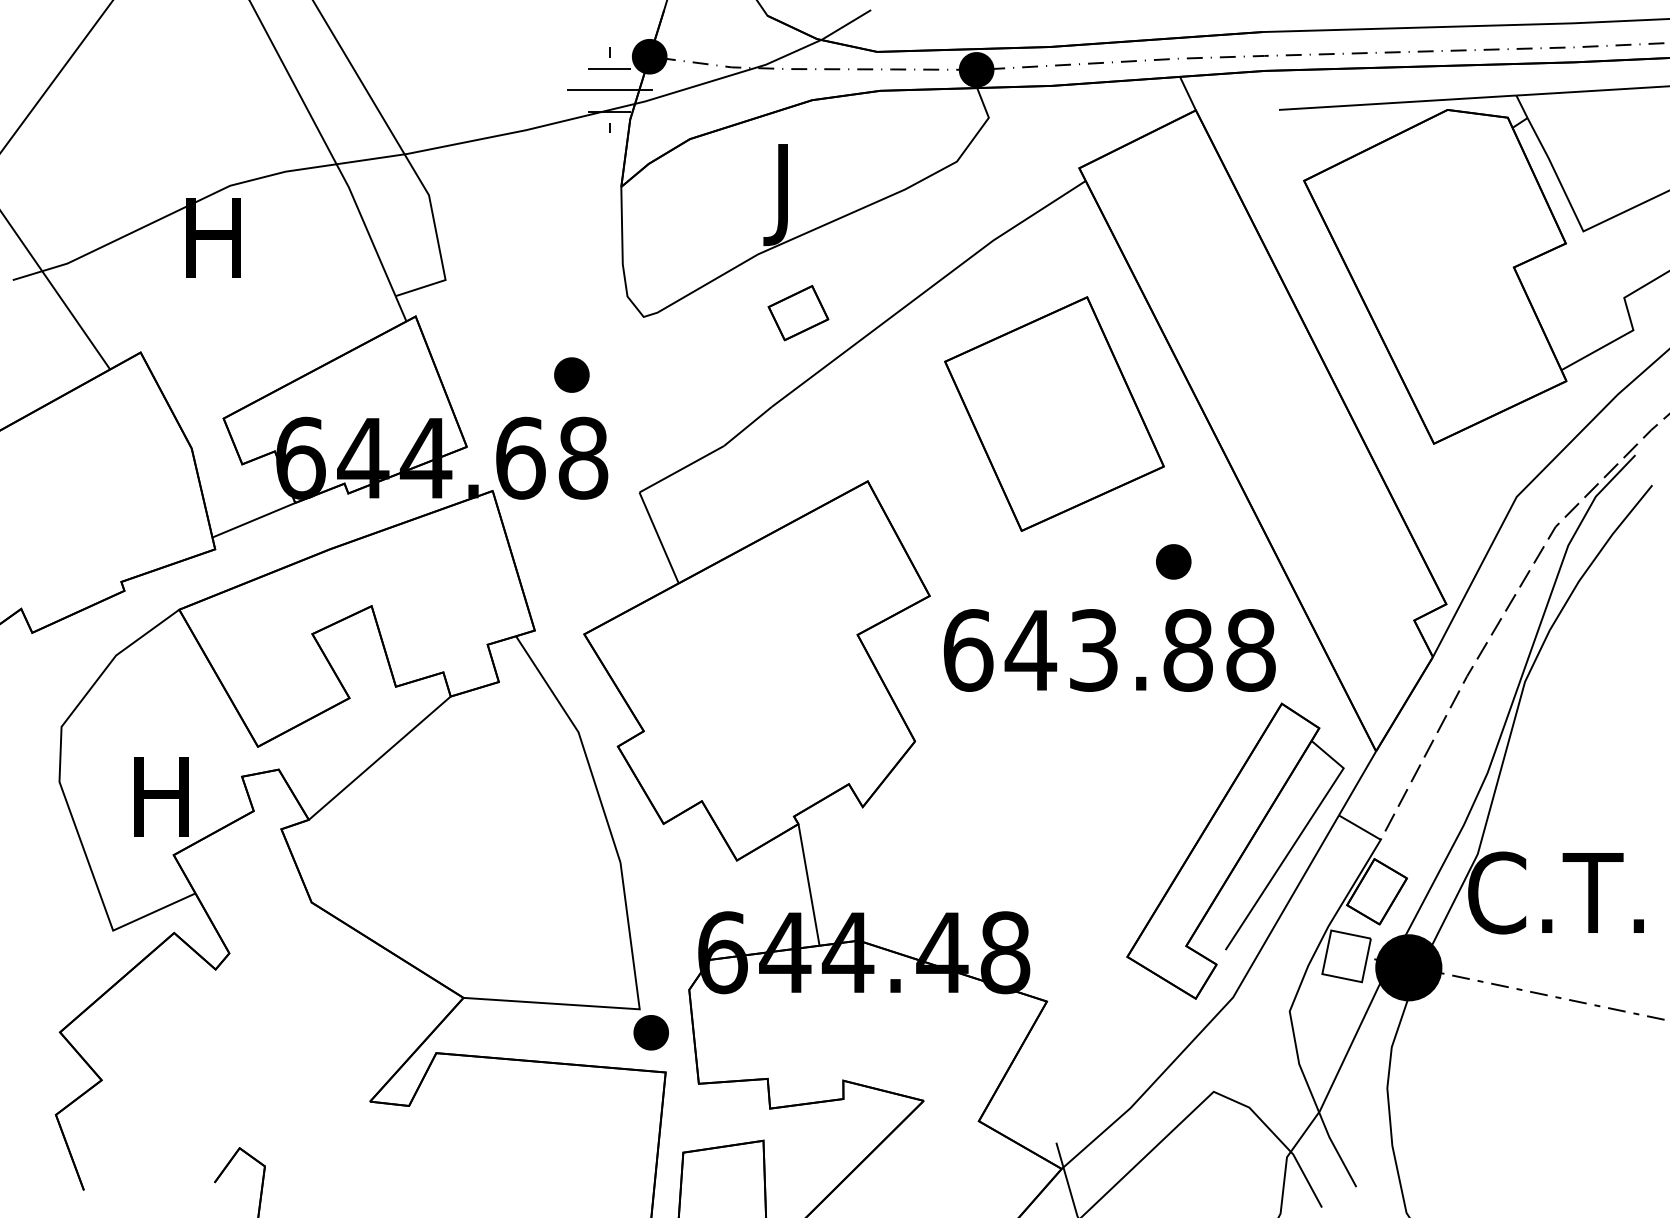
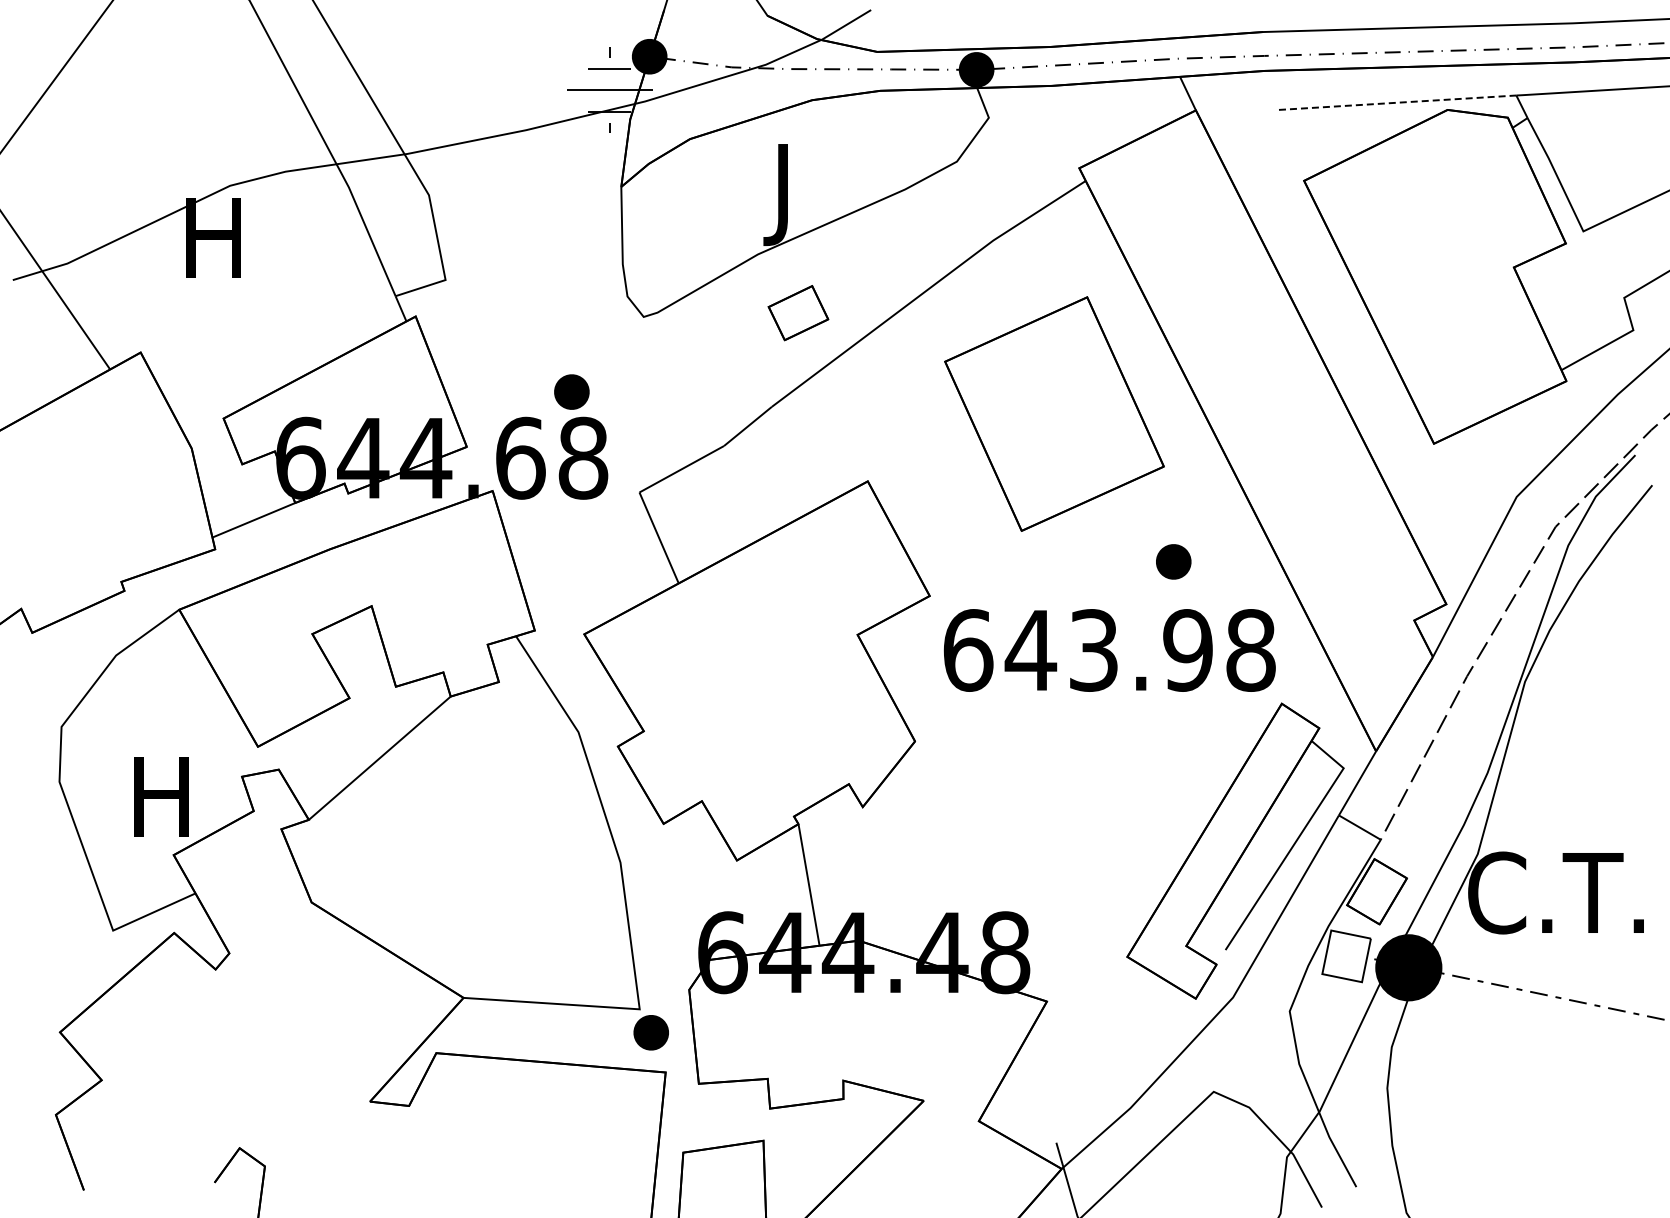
line: solid -> dashed (1397, 102)
part position: (571, 374) -> (571, 391) (571, 391)
text: 643.88 -> 643.98 (1187, 650)
